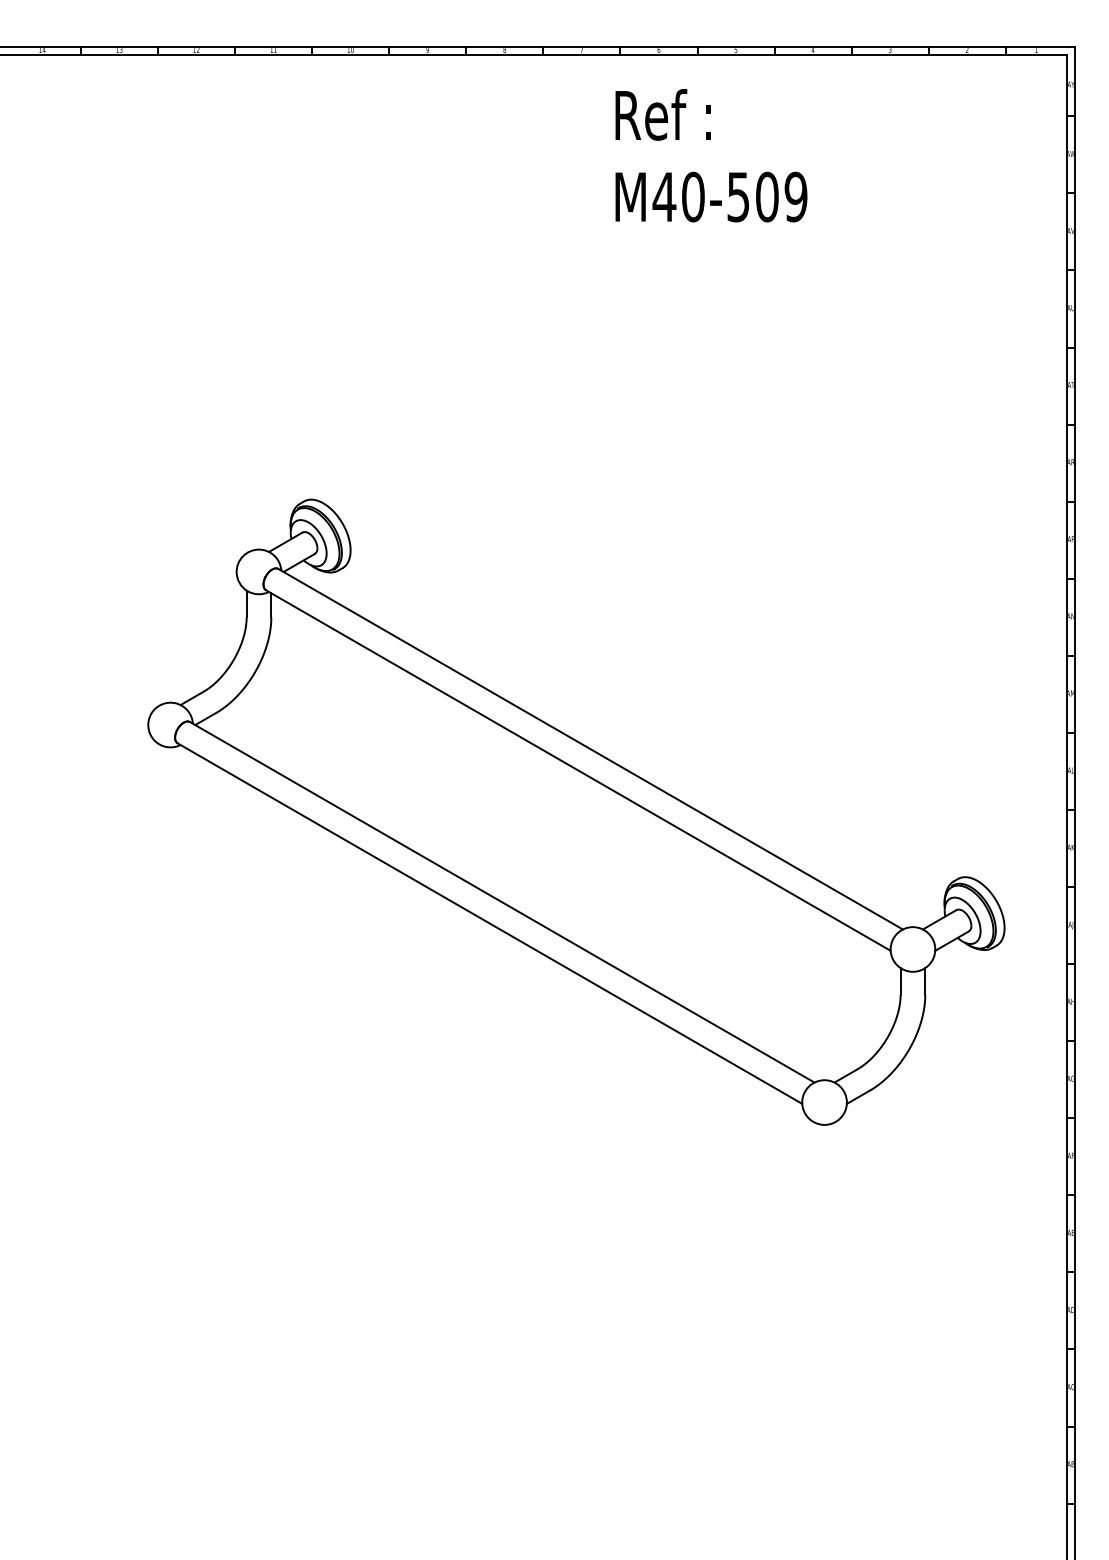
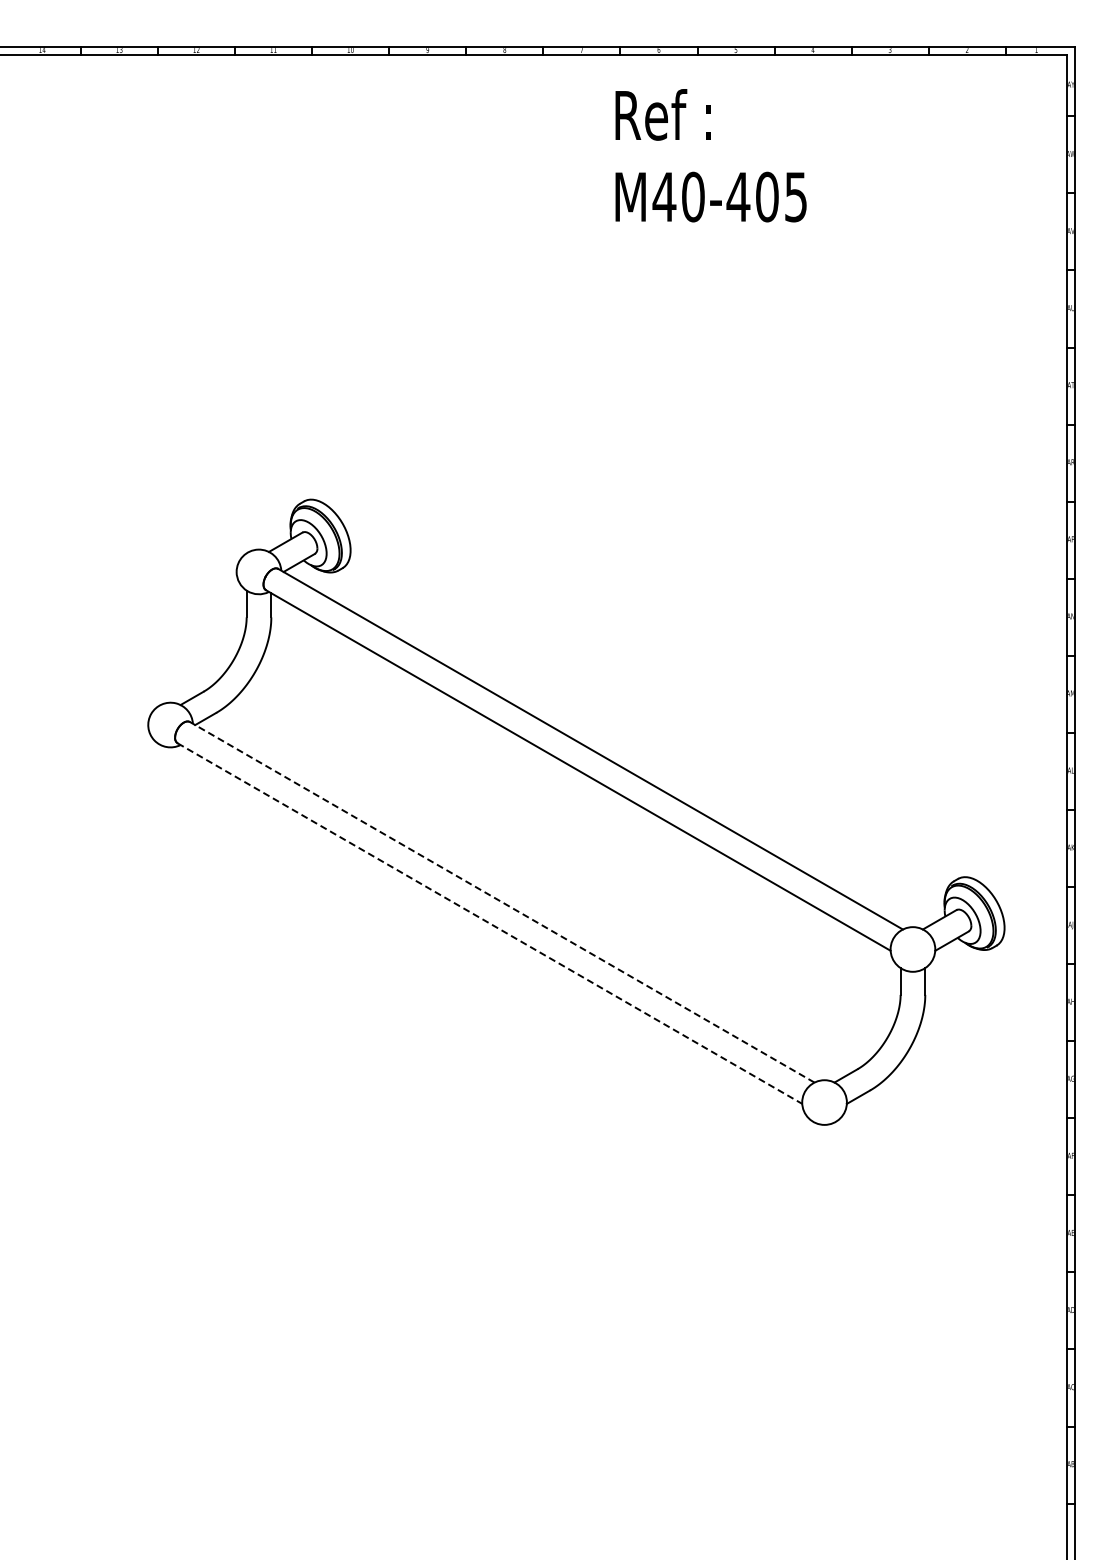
text: ^JM40-509 -> ^JM40-405 (766, 196)
line: solid -> dashed (502, 902)
line: solid -> dashed (489, 923)
